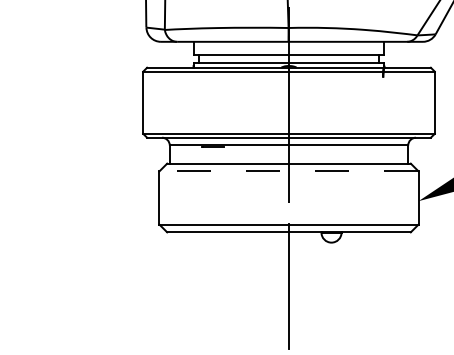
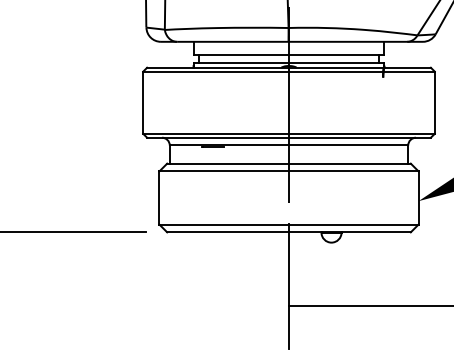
line: dashed -> solid (289, 171)
line: none -> present (73, 232)
line: none -> present (369, 305)
